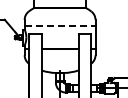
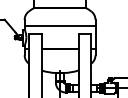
line: dashed -> solid (60, 26)
